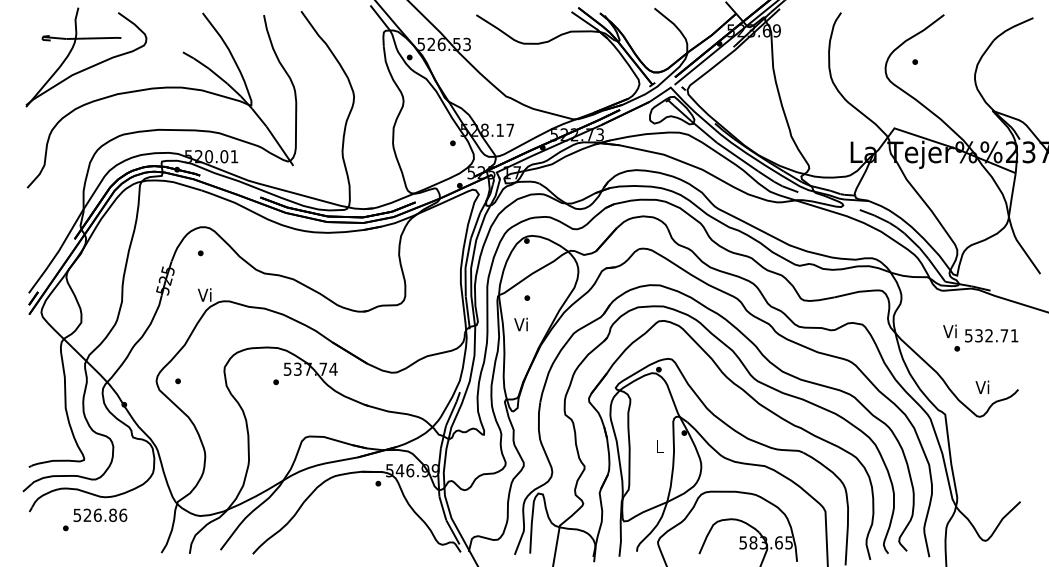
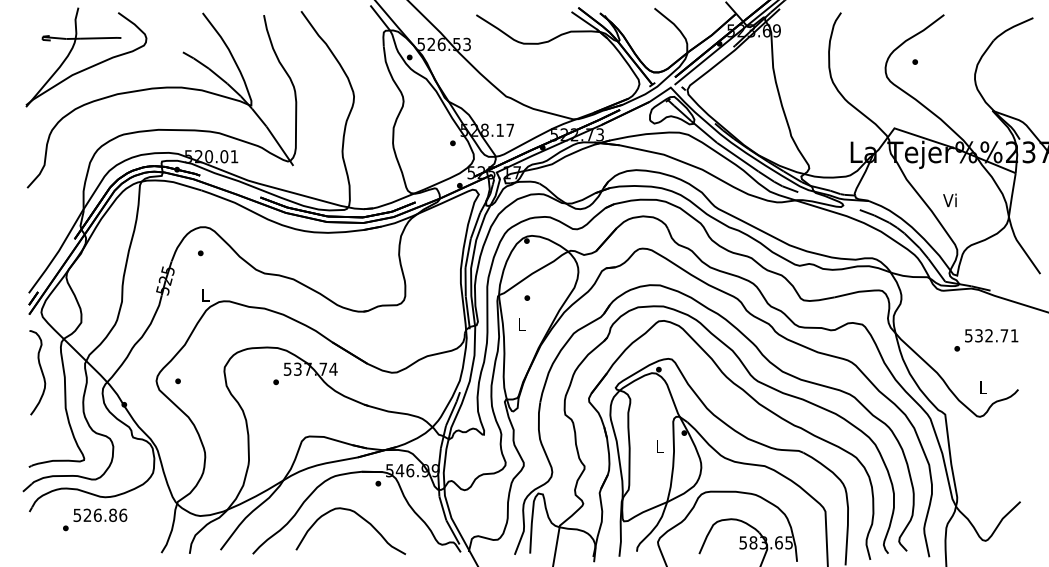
text: Vi -> L (204, 294)
text: Vi -> L (520, 324)
text position: (949, 331) -> (949, 200) (949, 200)
curve: none -> present (40, 370)
text: Vi -> L (982, 387)
curve: none -> present (362, 519)
